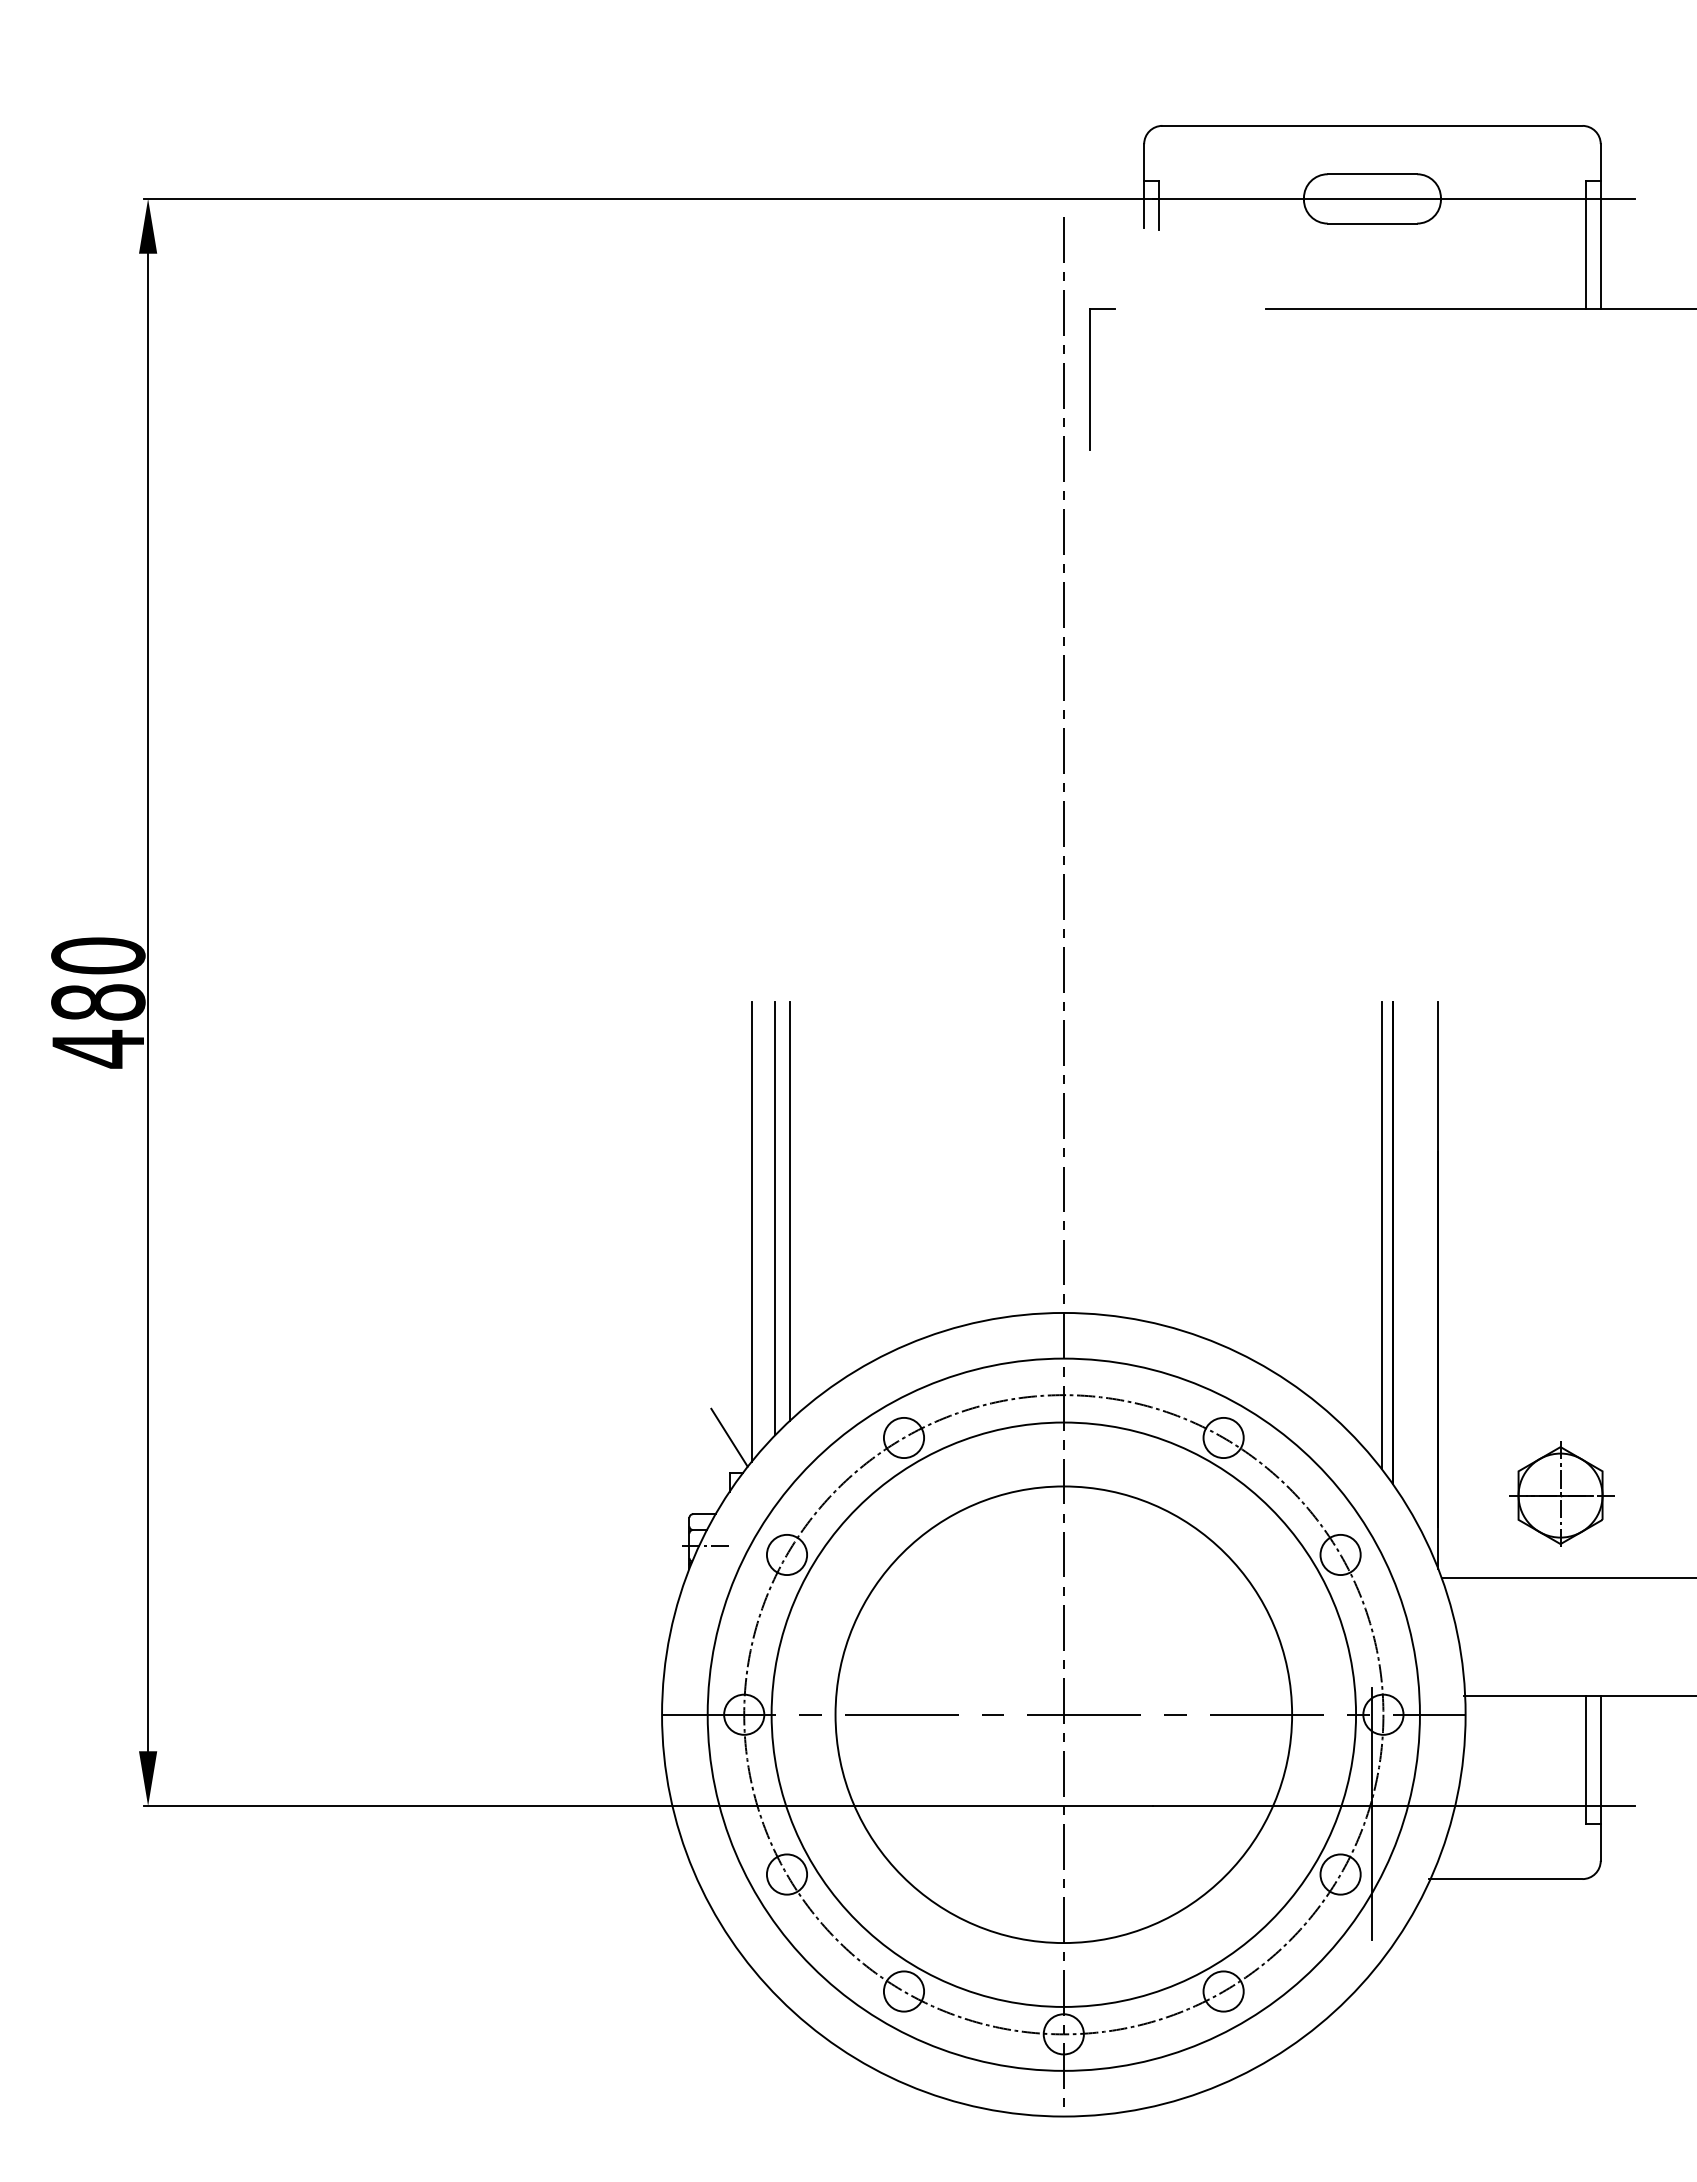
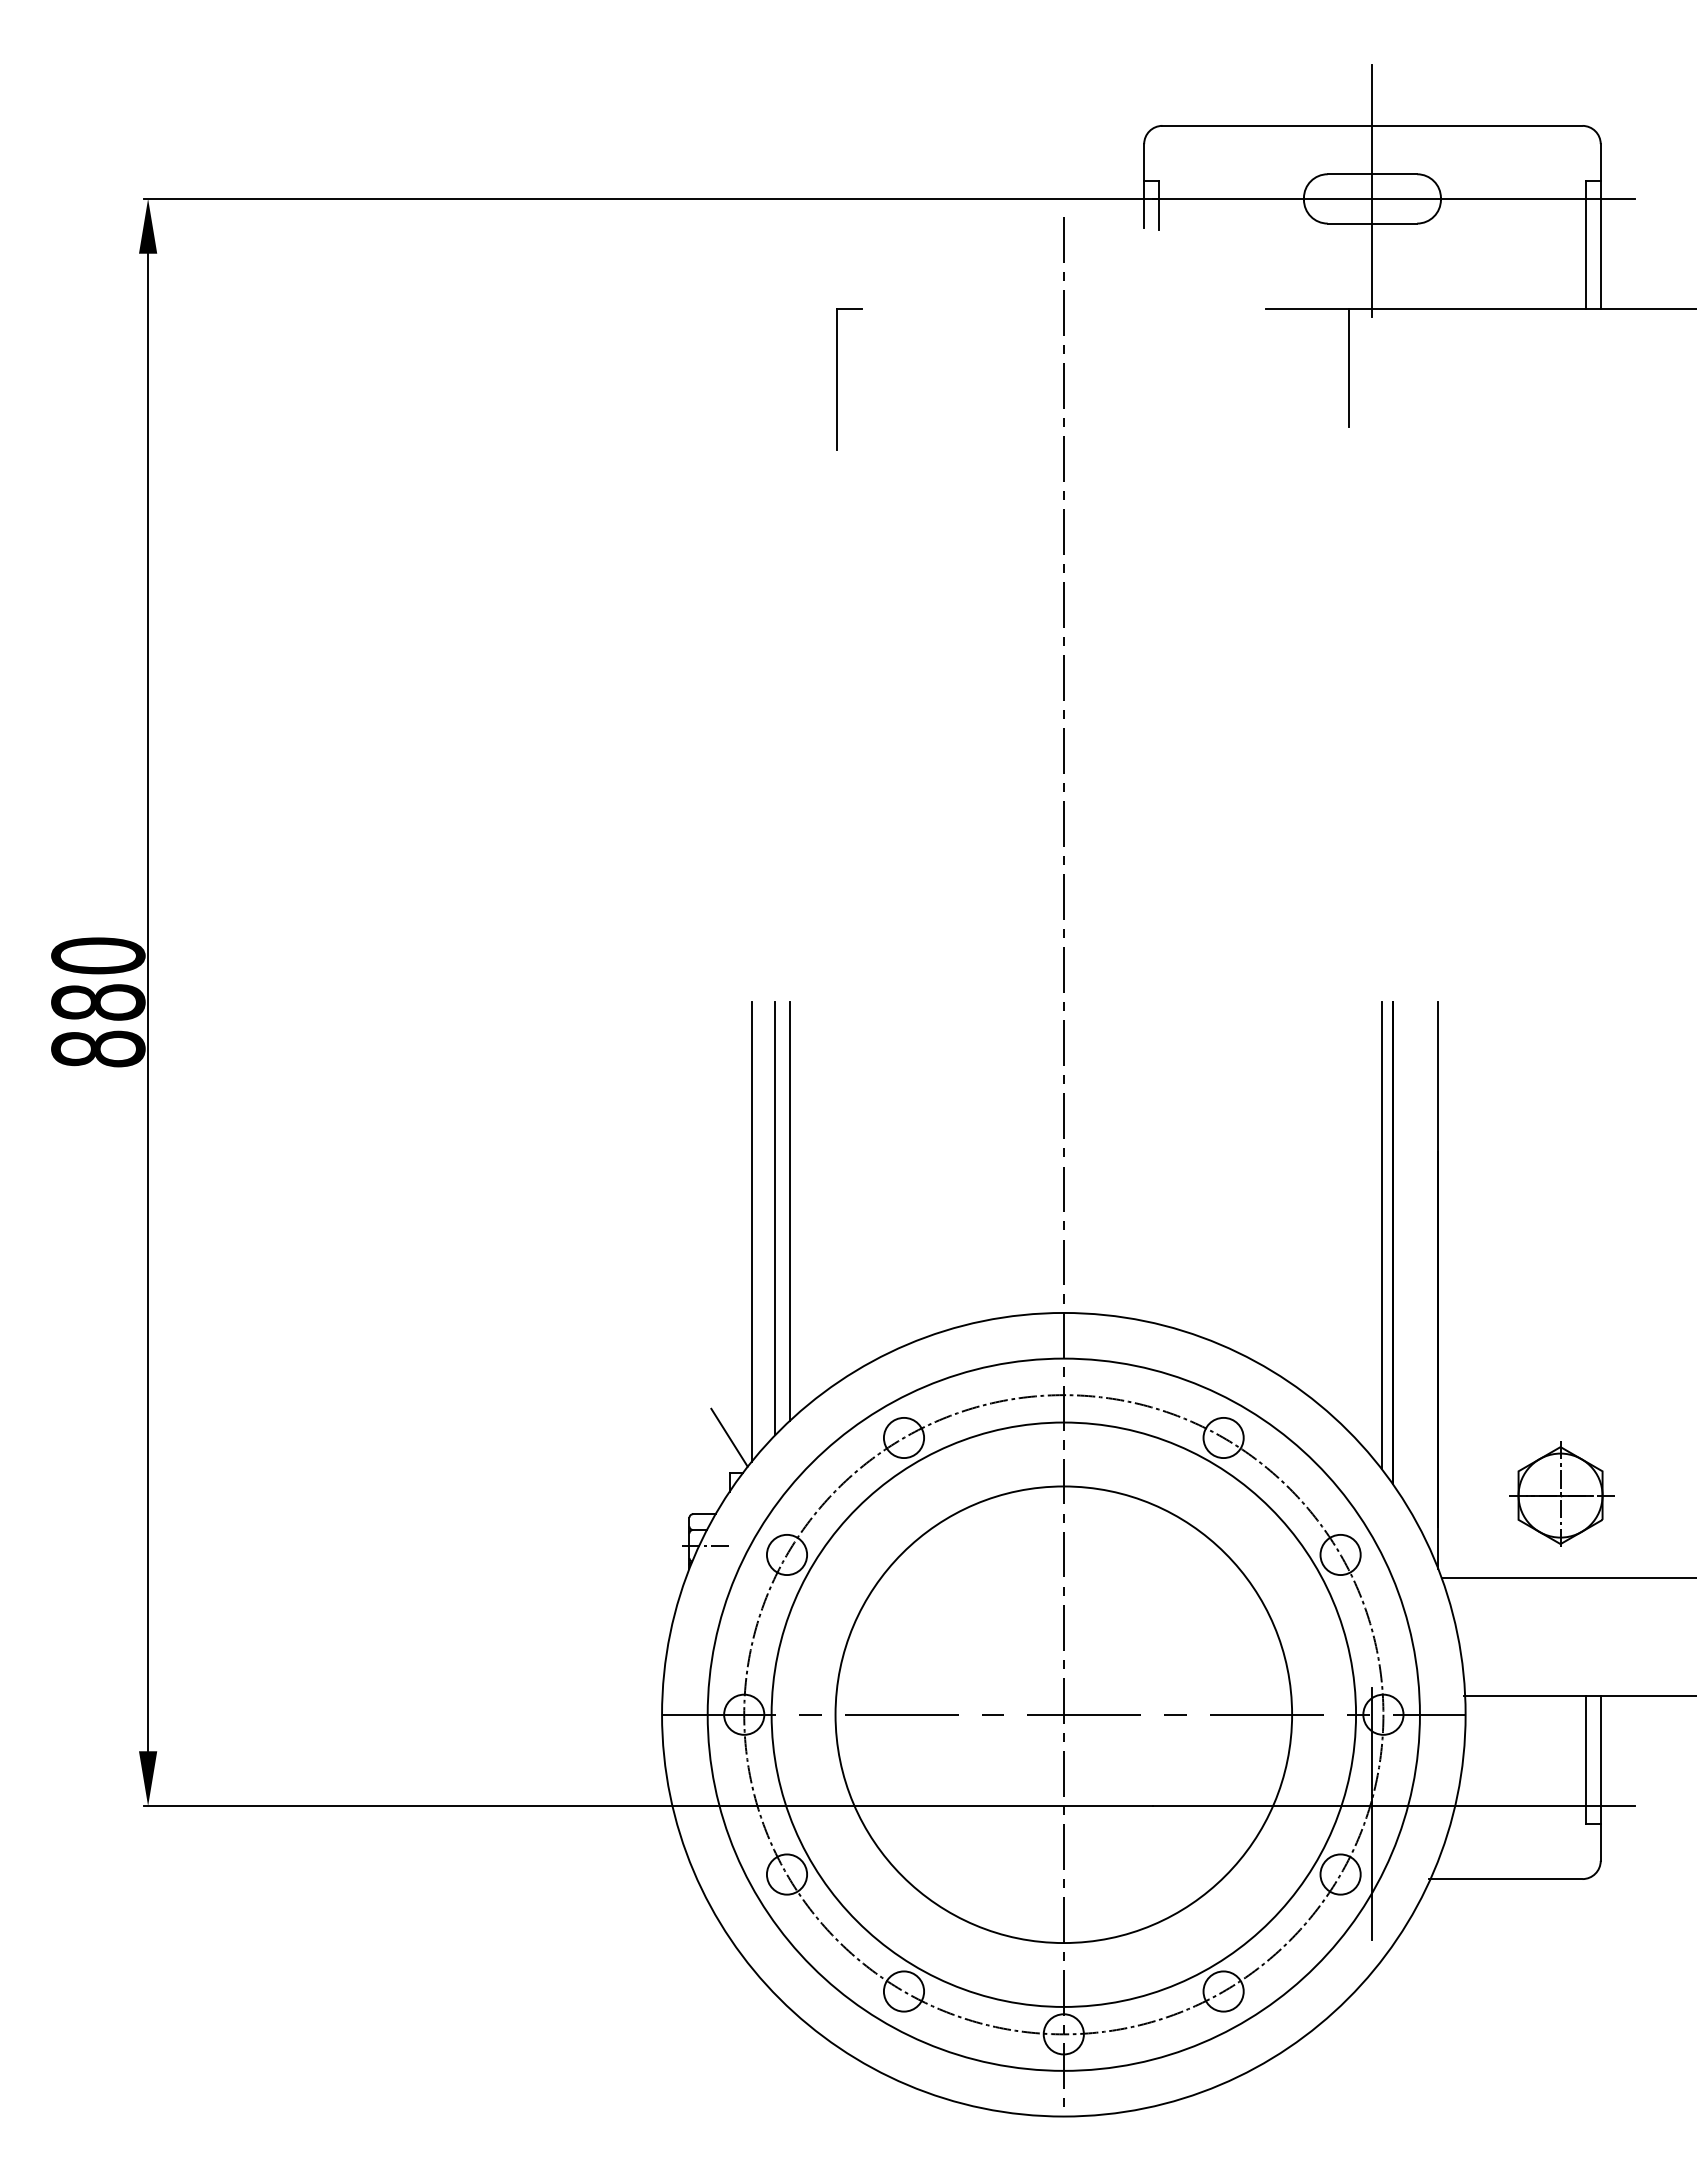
line: none -> present (1372, 191)
line: none -> present (1348, 367)
part position: (1090, 379) -> (837, 379) (837, 379)
text: 480 -> 880 (98, 1048)
